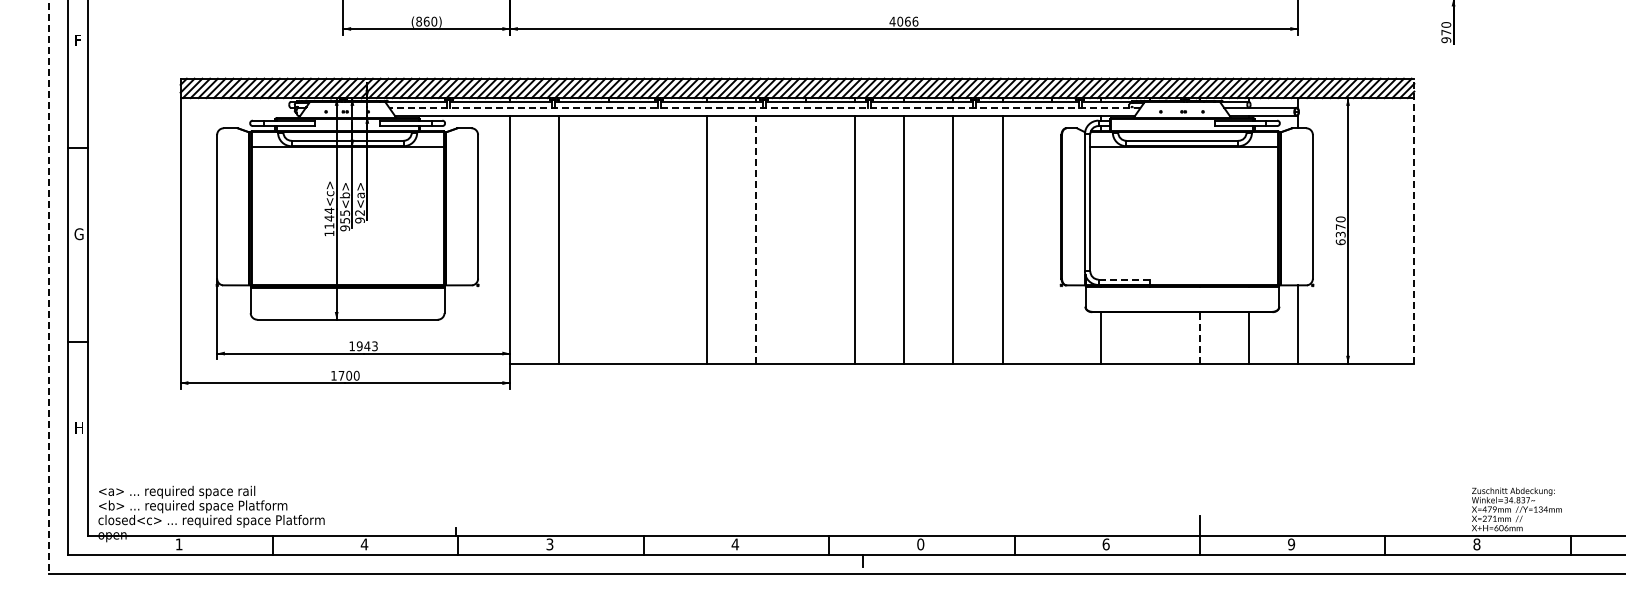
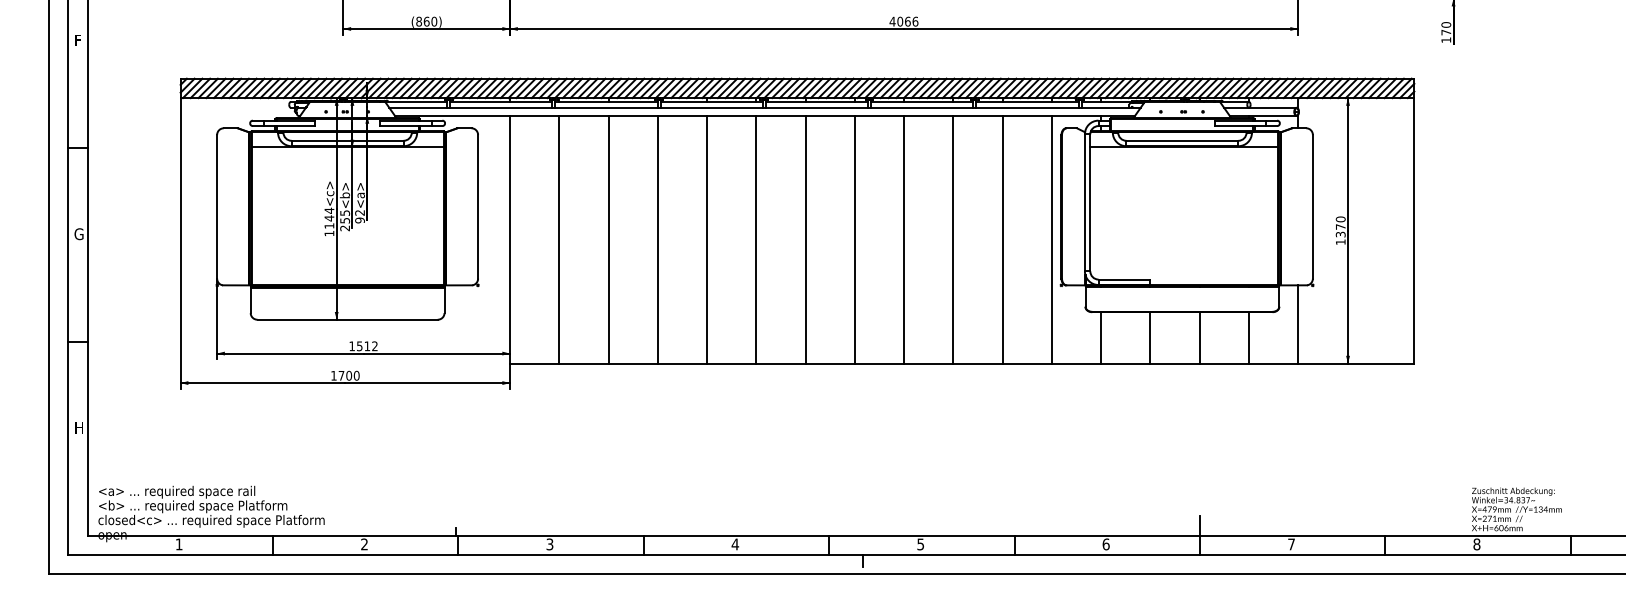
text: 970 -> 170 (1446, 40)
line: dashed -> solid (765, 107)
line: dashed -> solid (1414, 220)
text: 955<b> -> 255<b> (345, 228)
line: none -> present (608, 239)
line: none -> present (657, 239)
line: dashed -> solid (756, 239)
line: none -> present (805, 239)
line: none -> present (1051, 239)
text: 6370 -> 1370 (1340, 242)
line: dashed -> solid (1124, 279)
line: dashed -> solid (48, 287)
line: none -> present (1150, 337)
line: dashed -> solid (1199, 337)
text: 1943 -> 1512 (366, 346)
text: 4 -> 2 (364, 544)
text: 0 -> 5 (920, 544)
text: 9 -> 7 (1291, 544)
